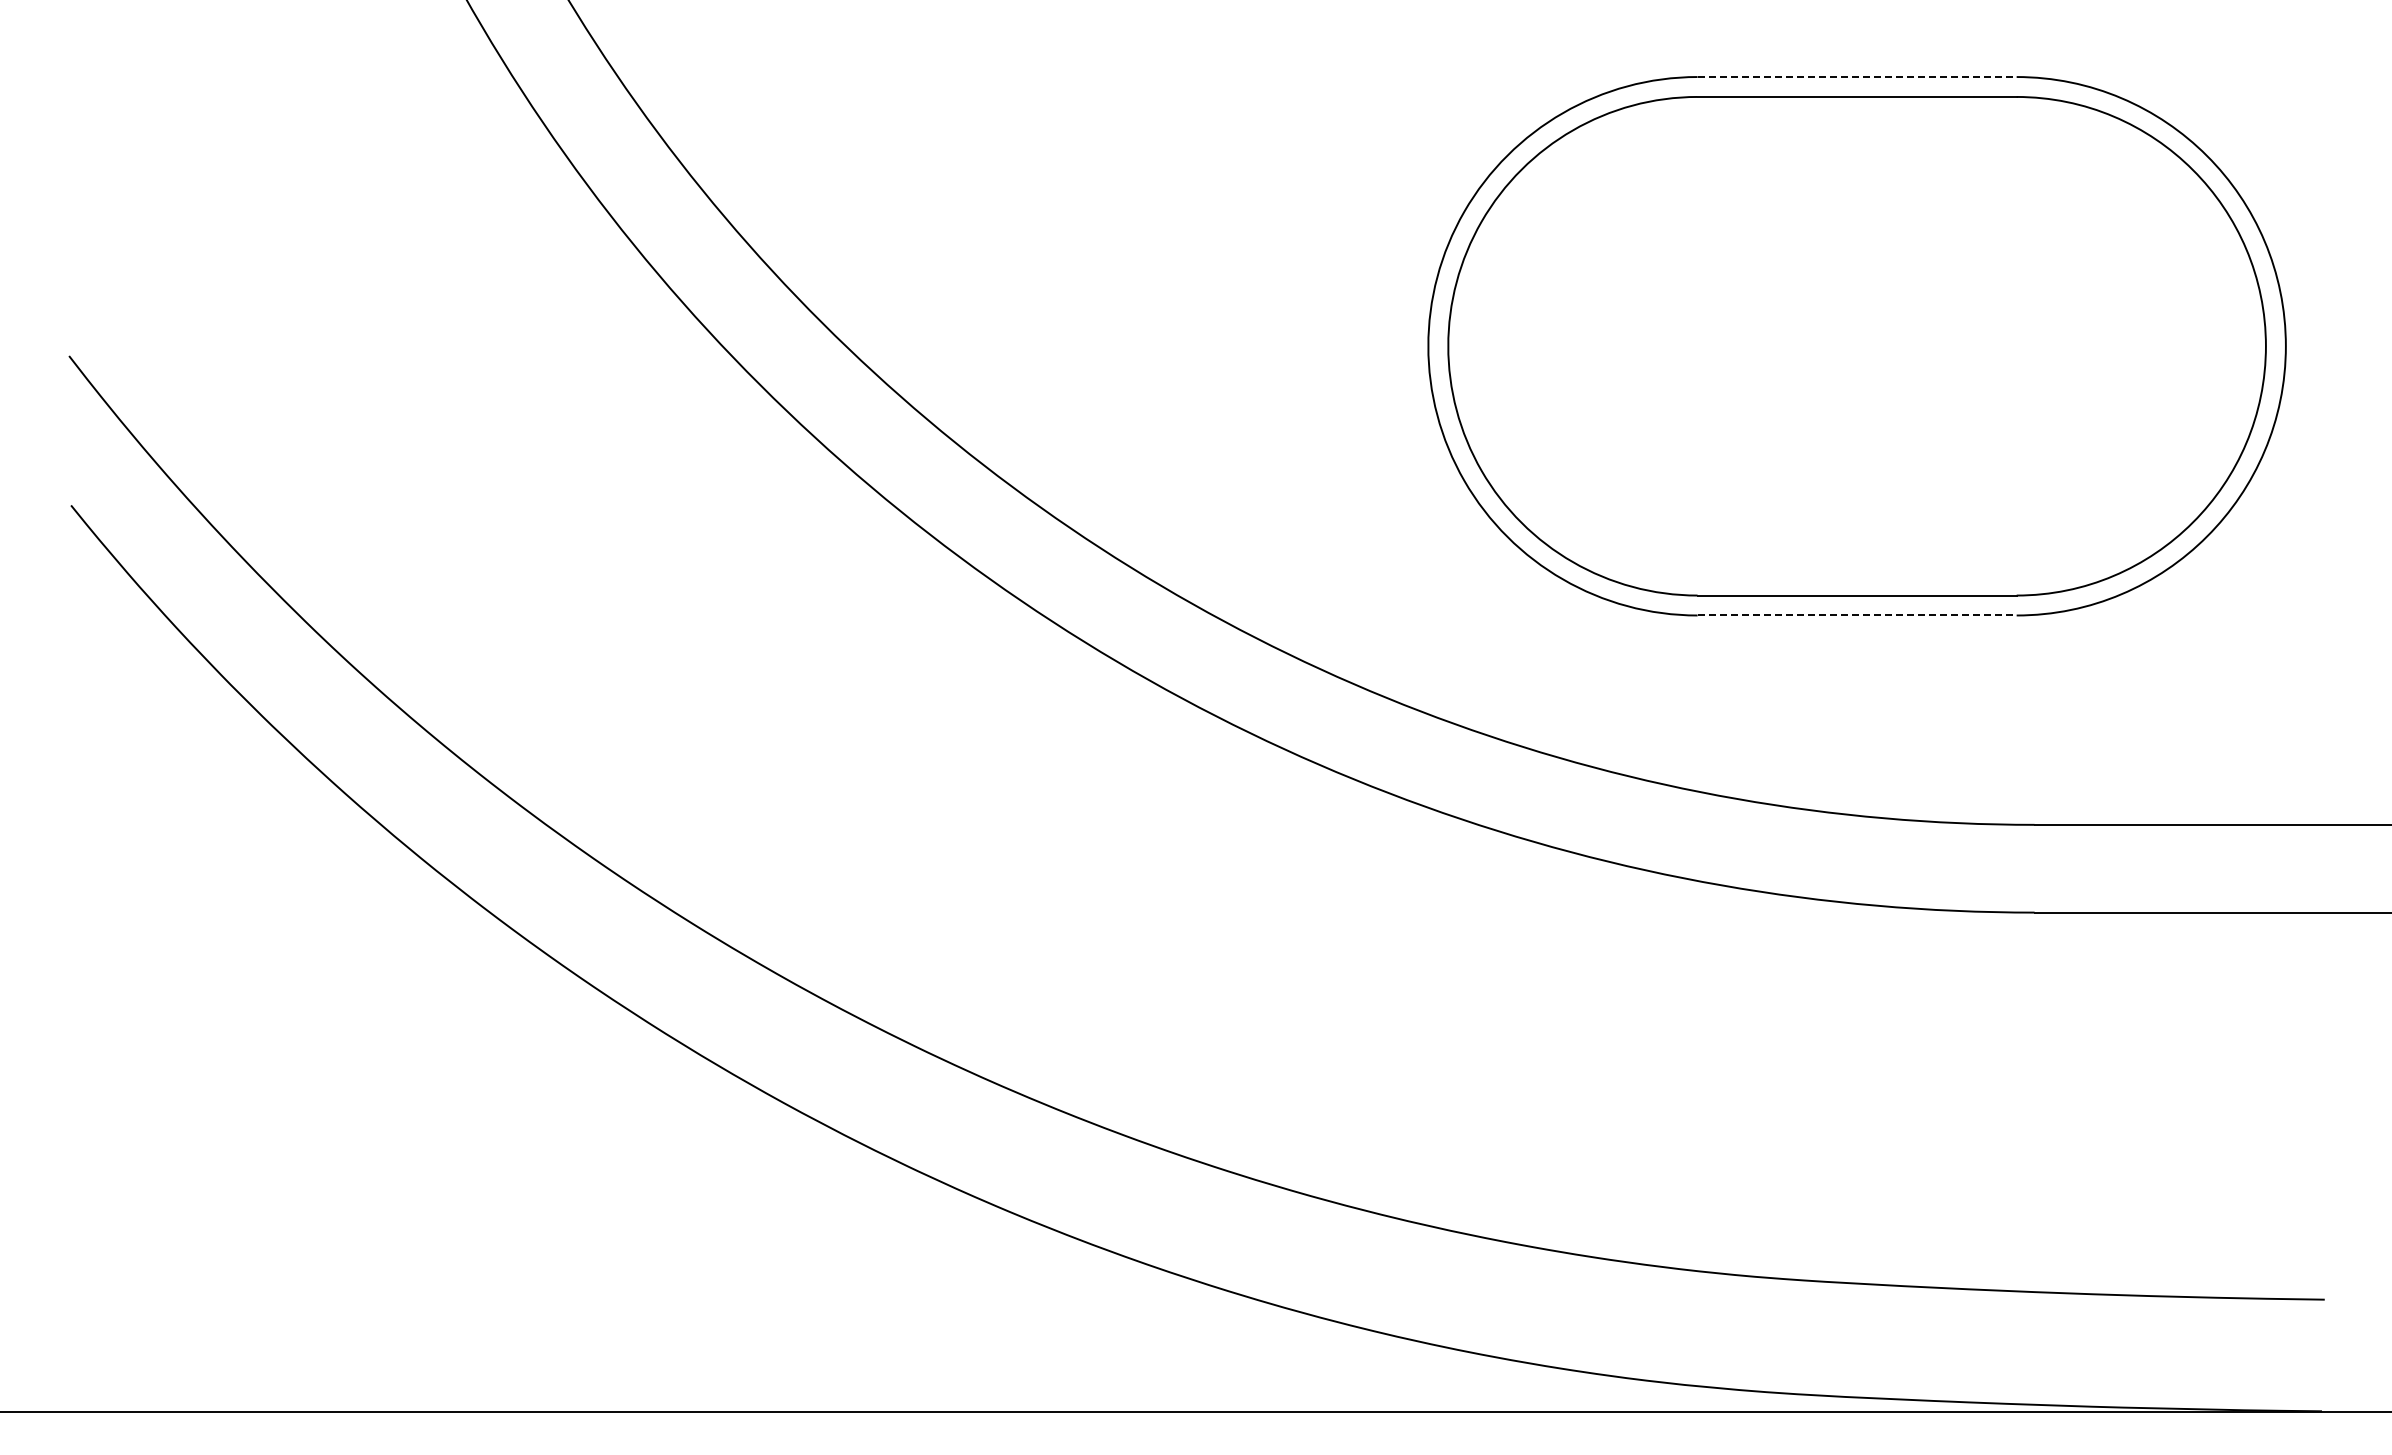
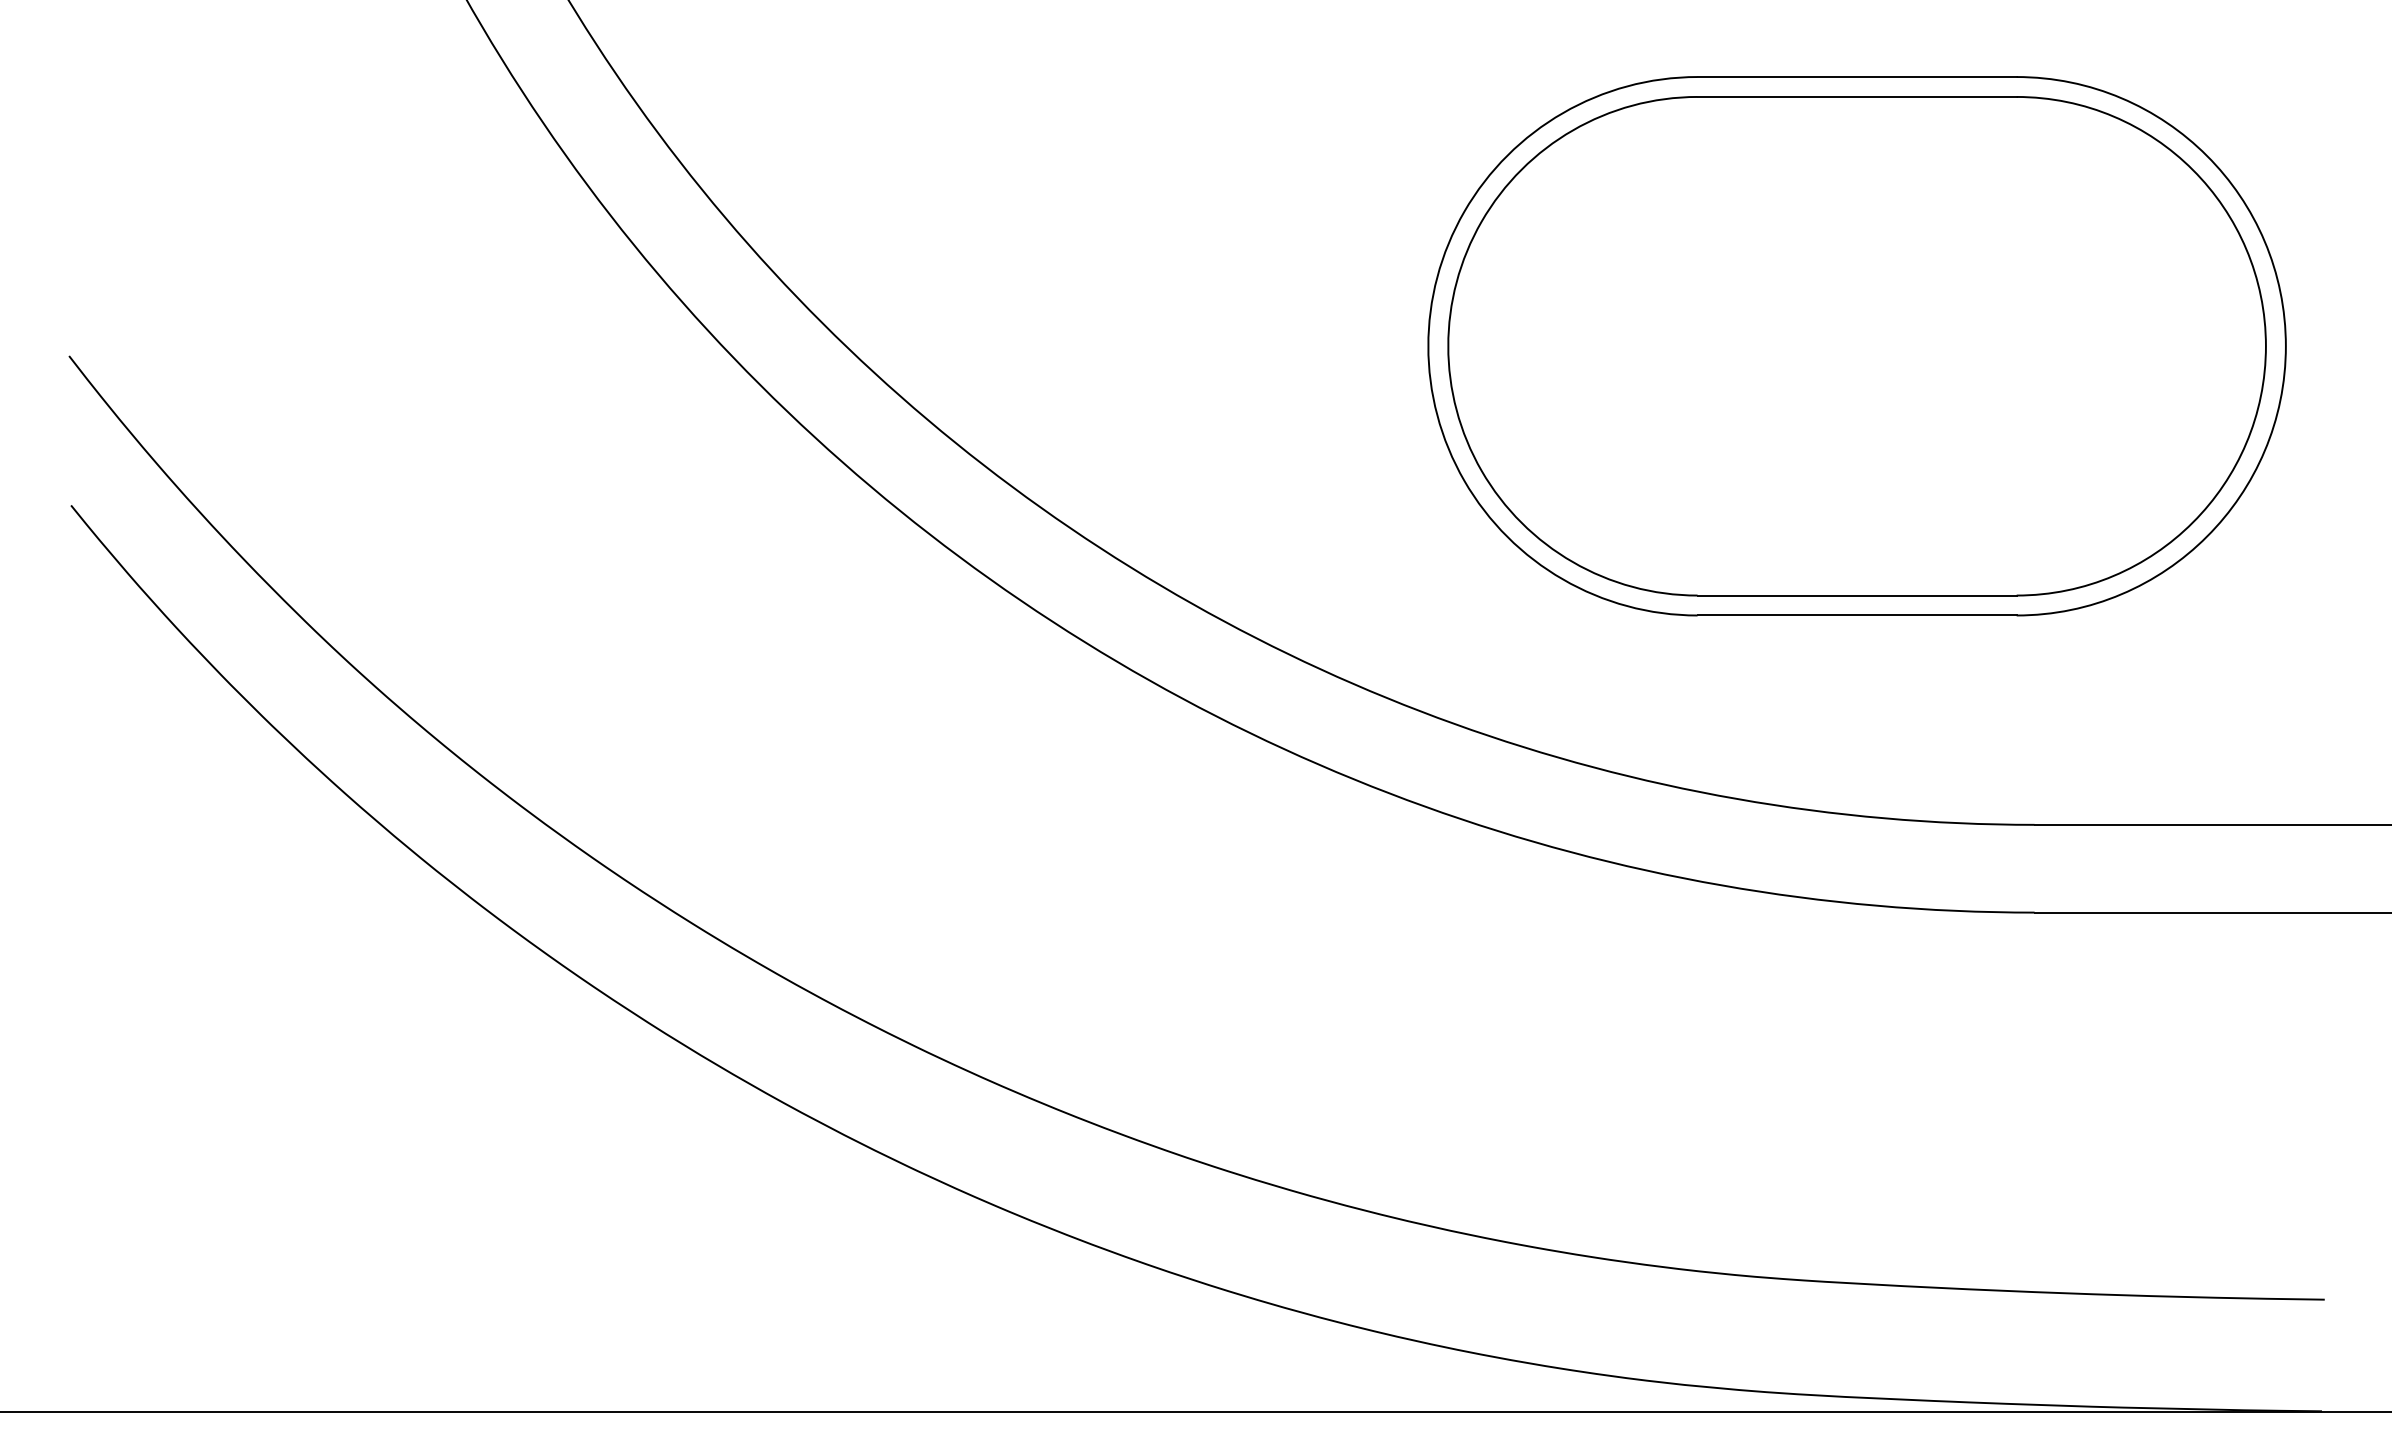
line: dashed -> solid (1857, 77)
line: dashed -> solid (1857, 615)
